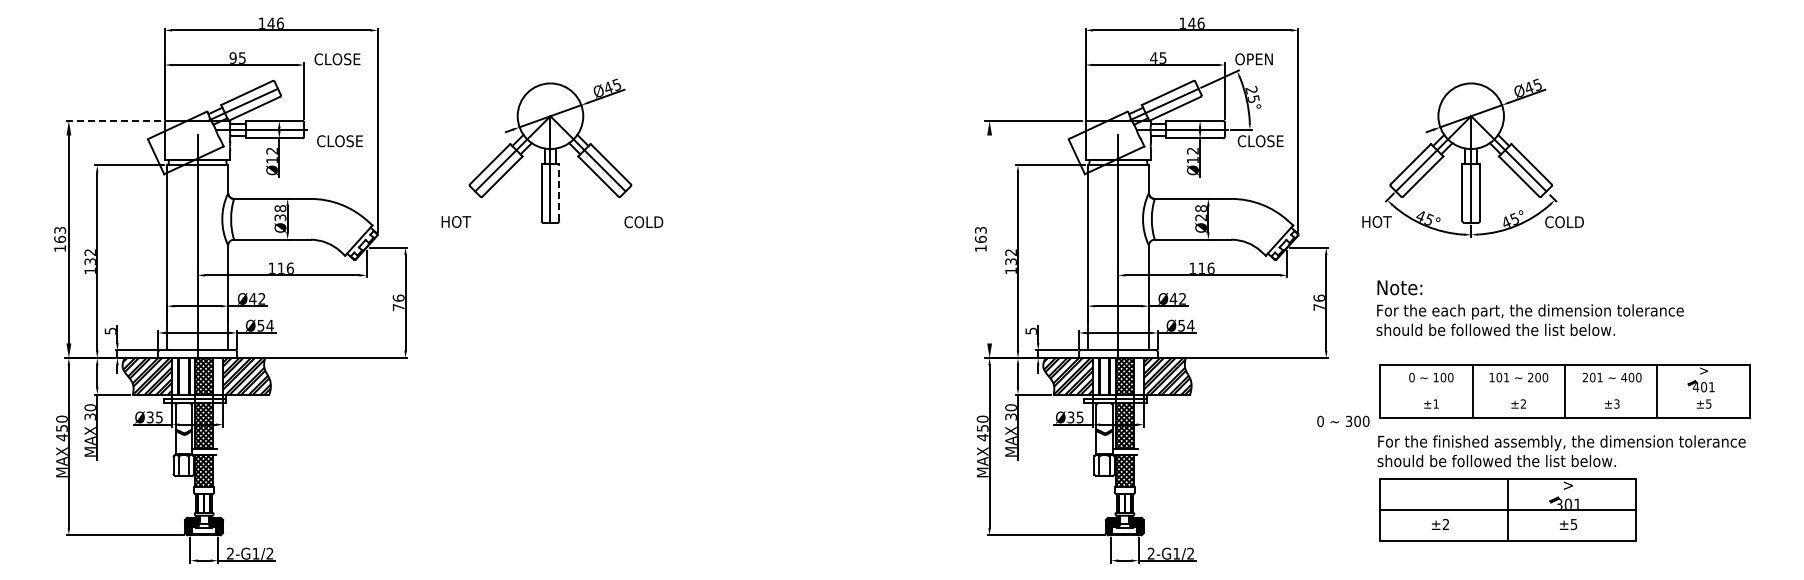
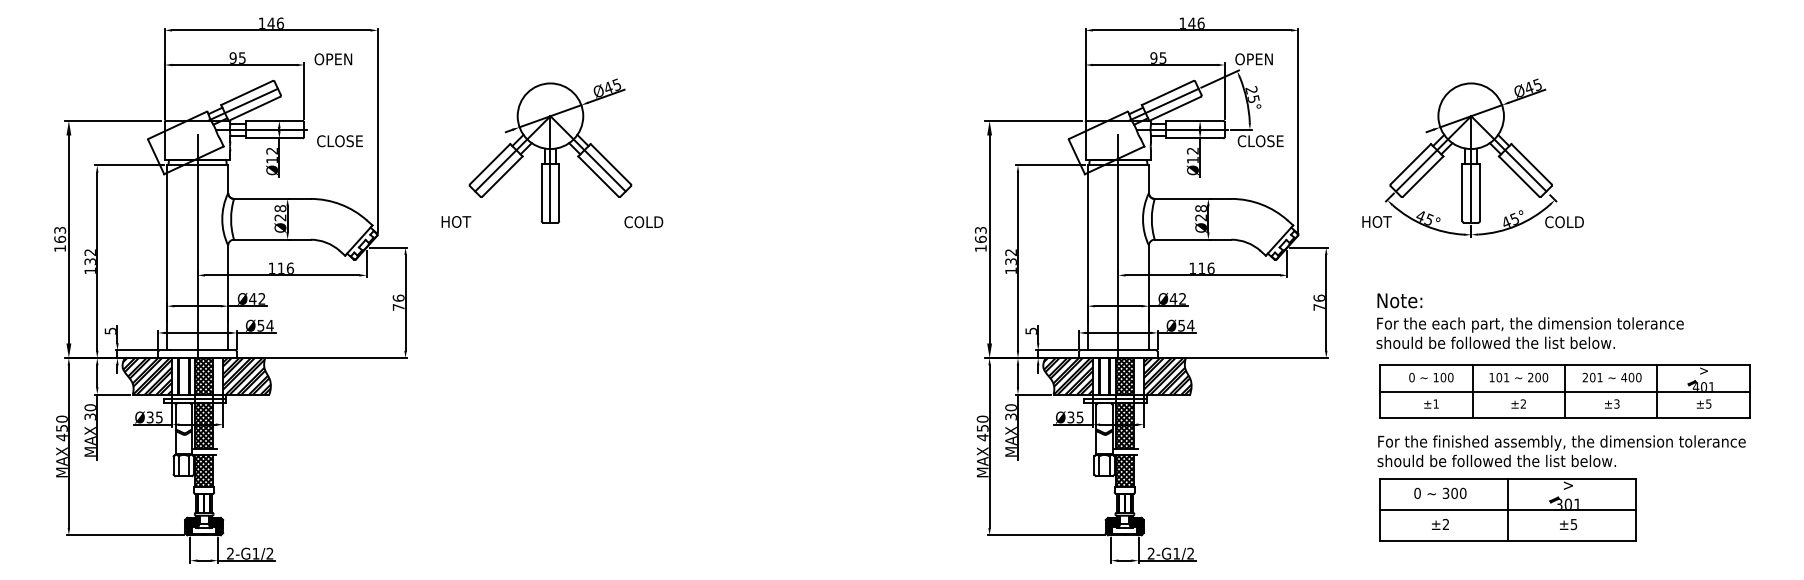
text: 45 -> 95 (1153, 57)
text: CLOSE -> OPEN (340, 59)
line: dashed -> solid (112, 120)
line: dashed -> solid (559, 192)
text: Ø38 -> Ø28 (280, 217)
line: none -> present (989, 239)
text position: (1529, 307) -> (1529, 320) (1529, 320)
line: none -> present (1564, 391)
text position: (1343, 420) -> (1440, 492) (1440, 492)
